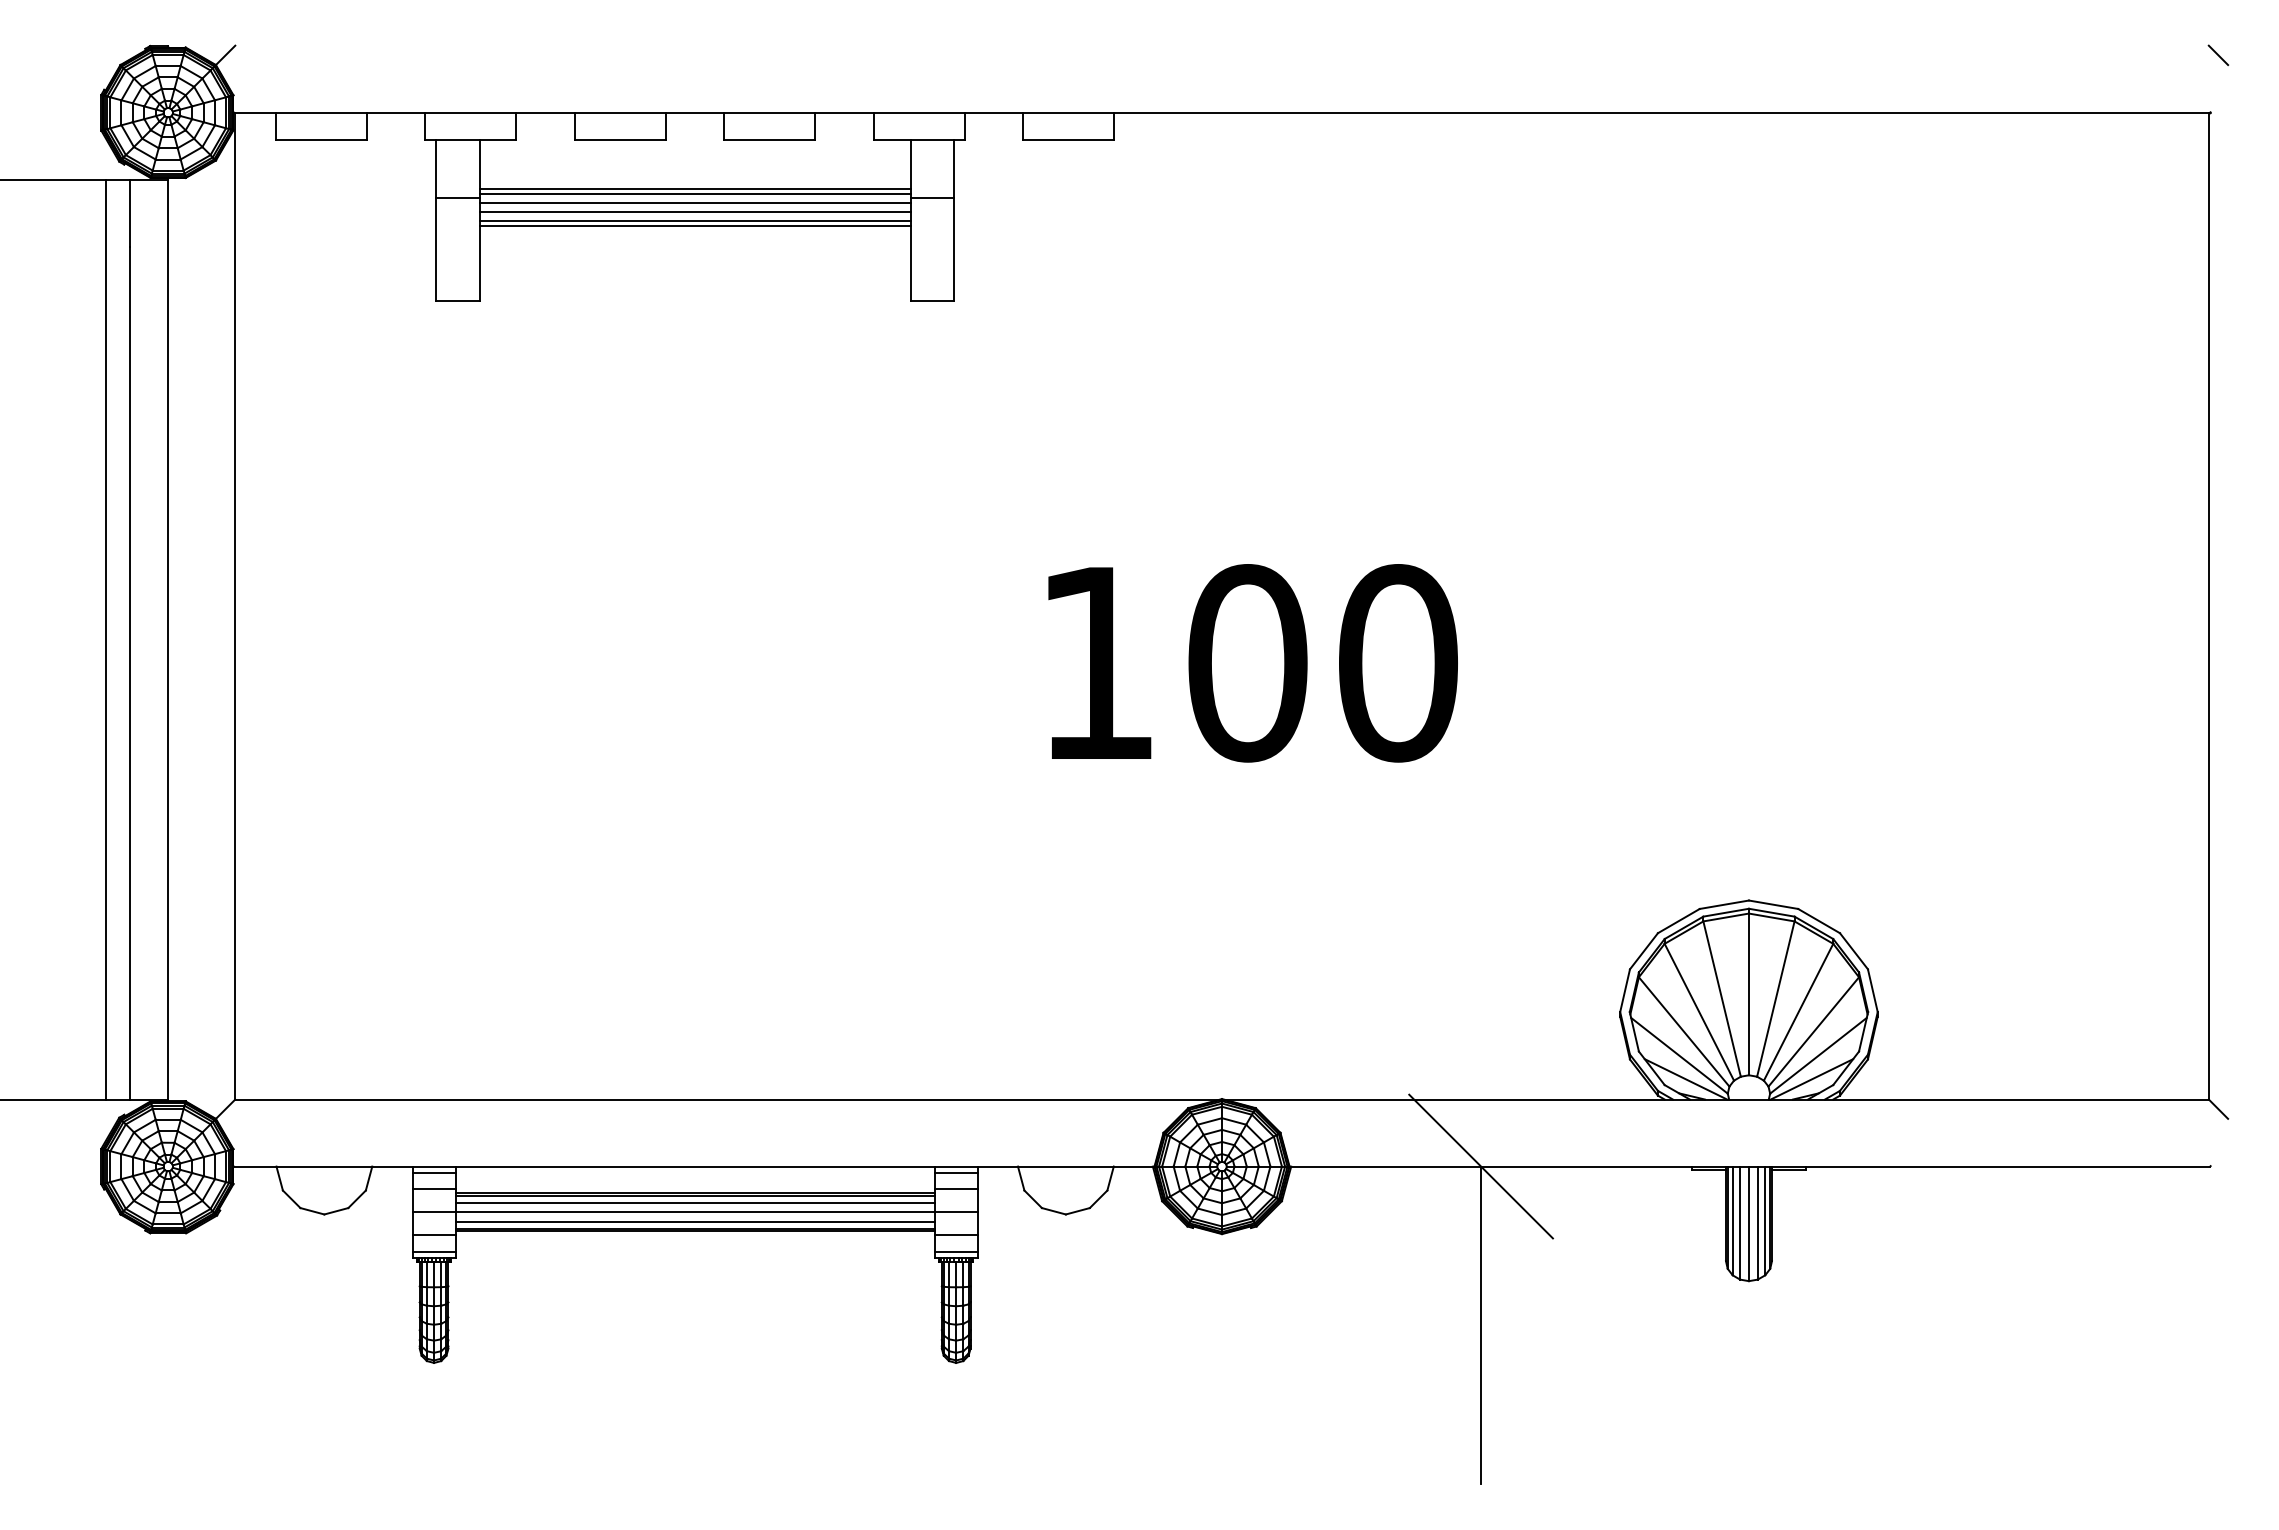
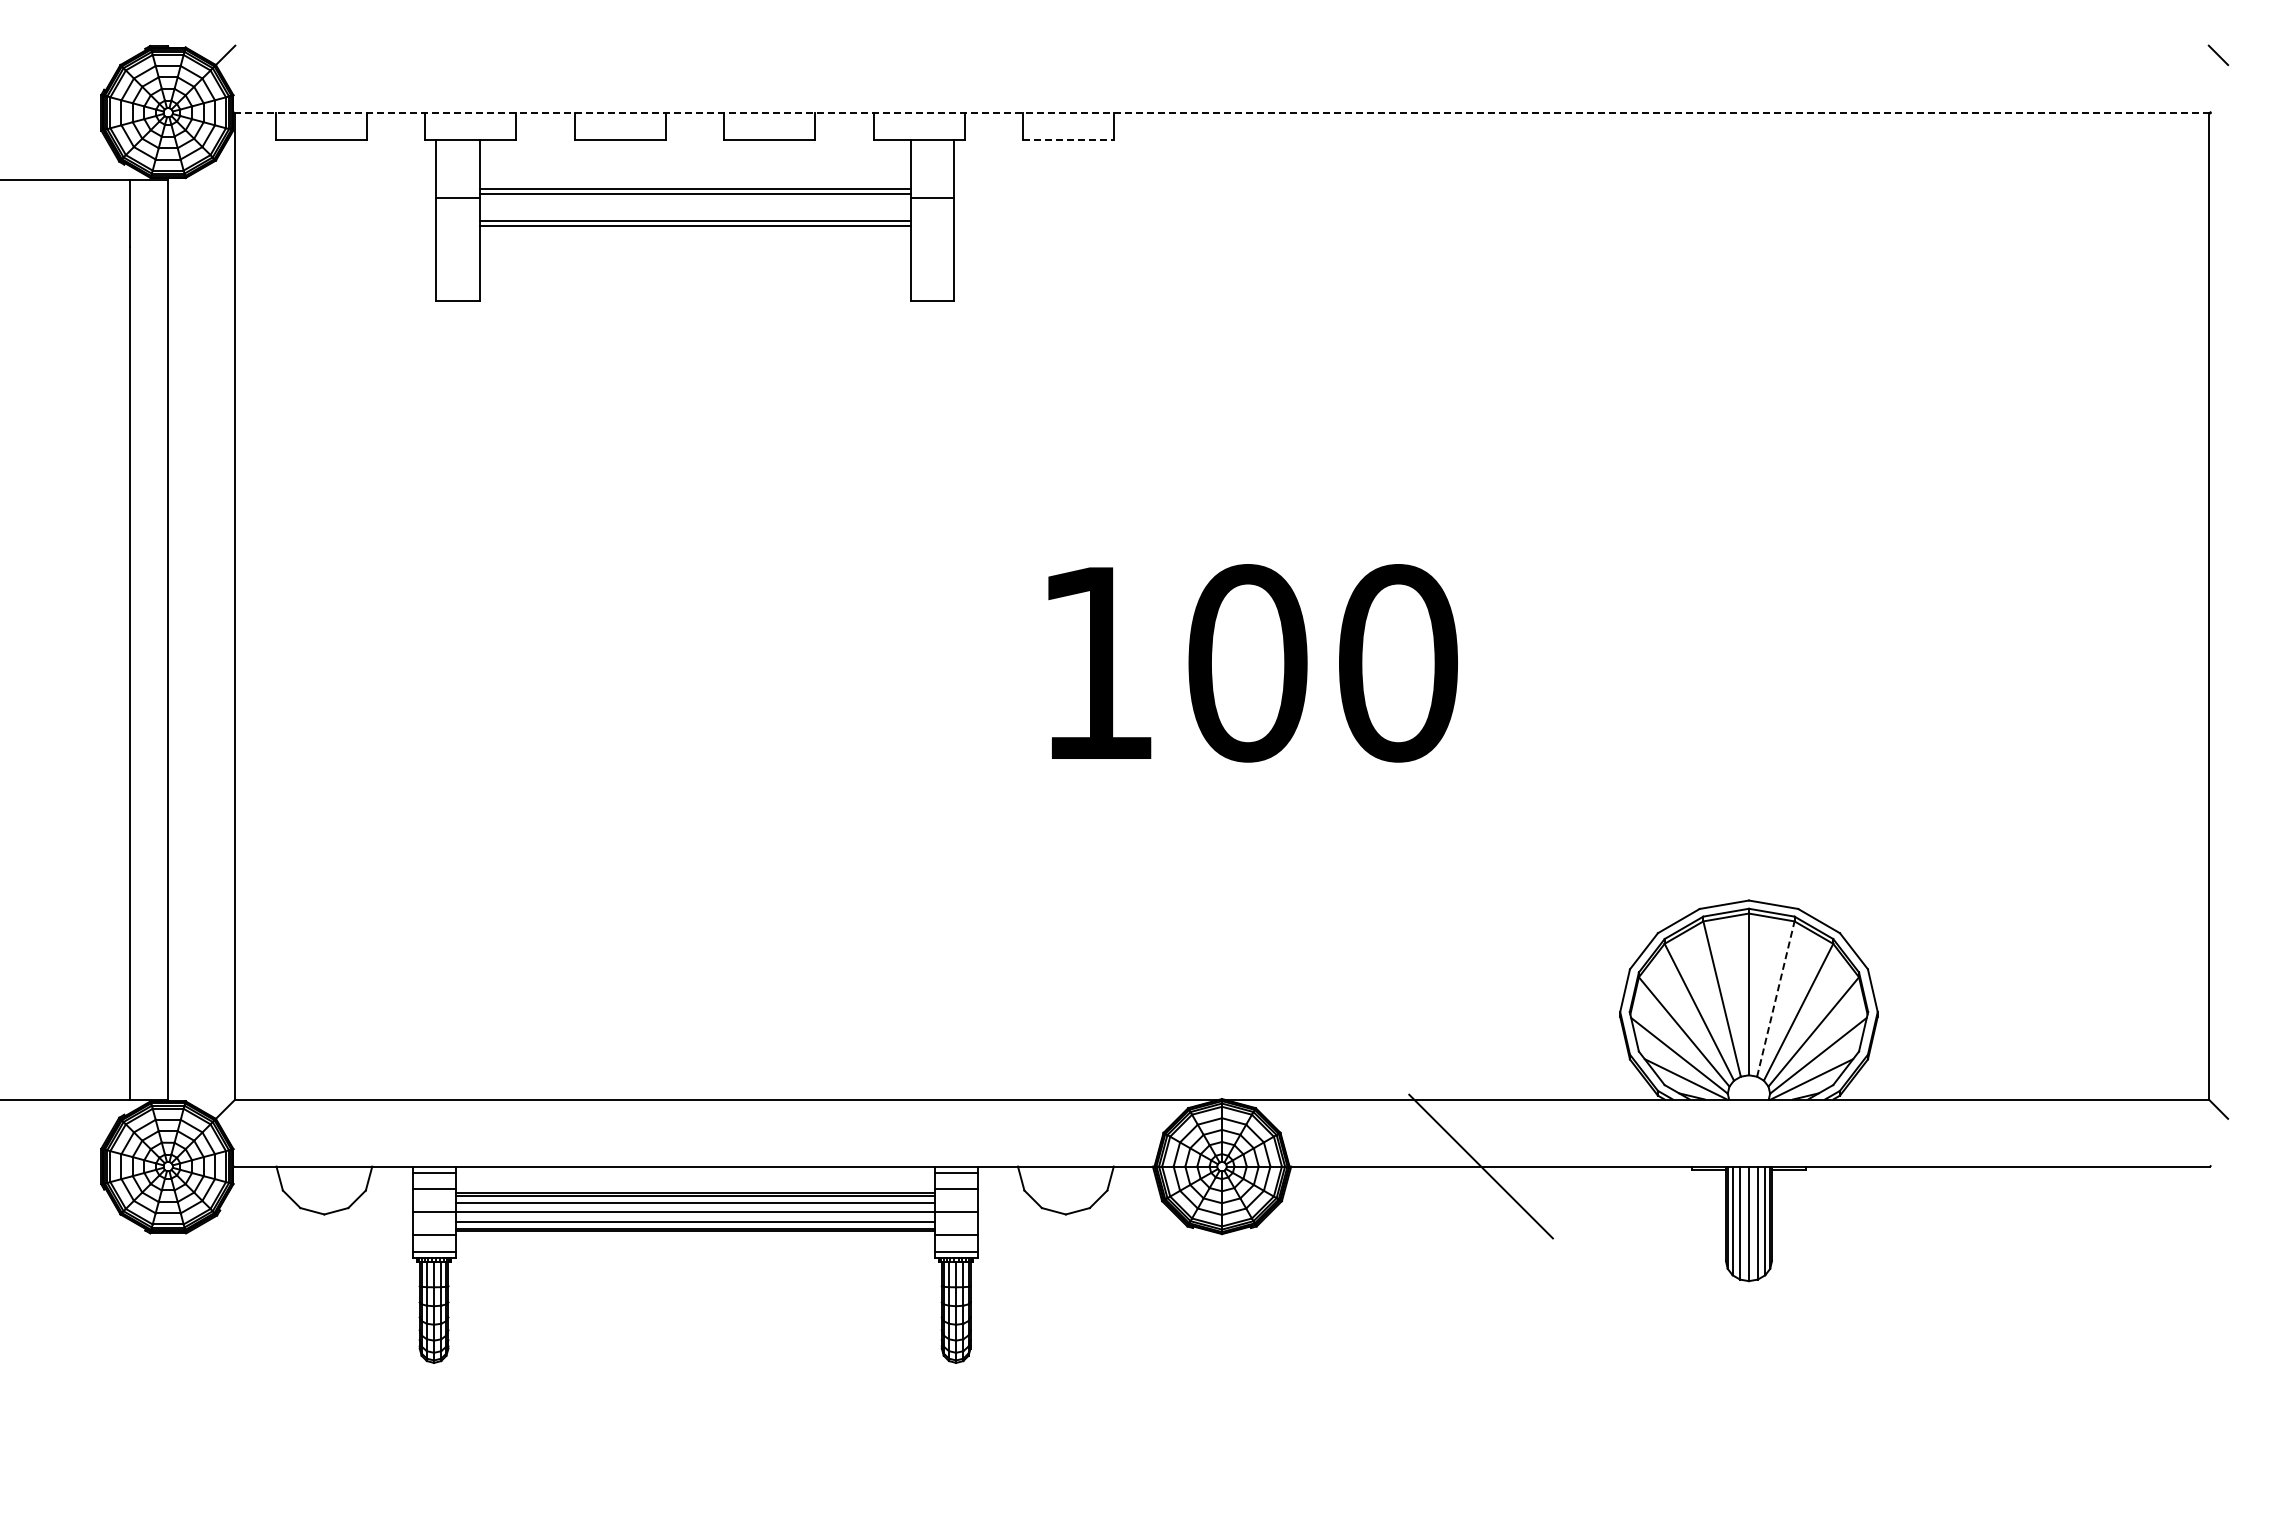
line: solid -> dashed (1222, 112)
line: solid -> dashed (1068, 139)
line: present -> none (694, 202)
line: present -> none (694, 212)
line: present -> none (106, 639)
line: solid -> dashed (1775, 999)
line: present -> none (1481, 1325)
